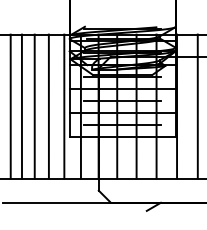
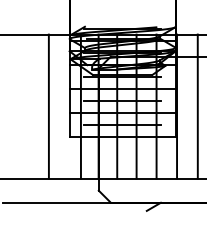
line: present -> none (10, 106)
line: present -> none (21, 106)
line: present -> none (34, 106)
line: present -> none (64, 106)
